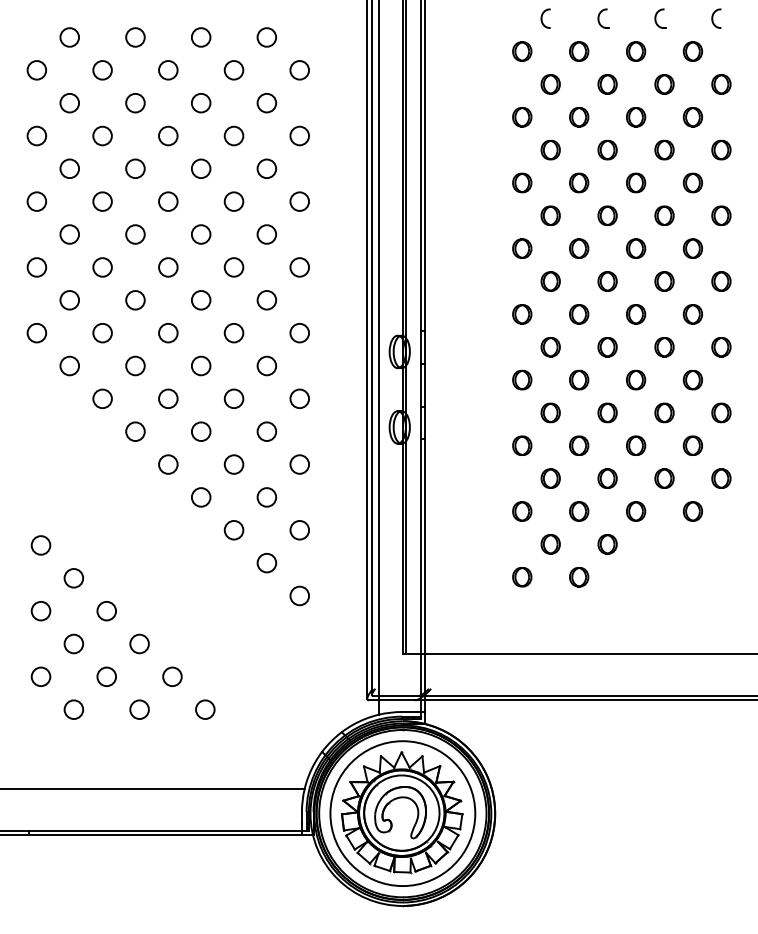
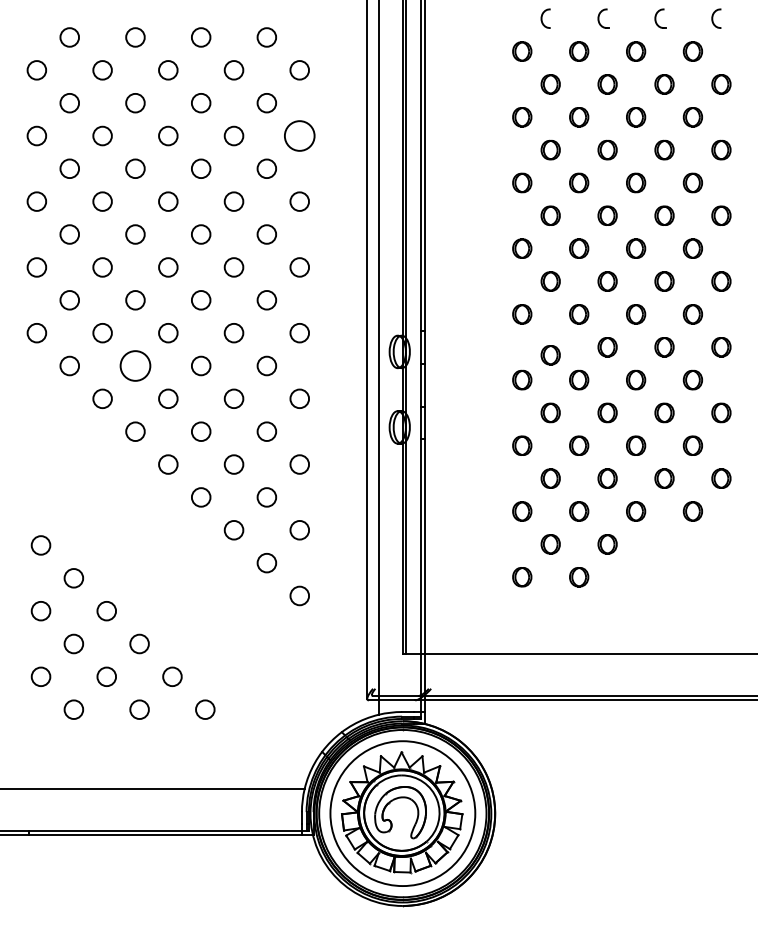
circle diameter: 19 px -> 30 px (299, 135)
part position: (550, 347) -> (550, 355) (550, 355)
line: present -> none (371, 348)
circle diameter: 19 px -> 30 px (135, 365)
